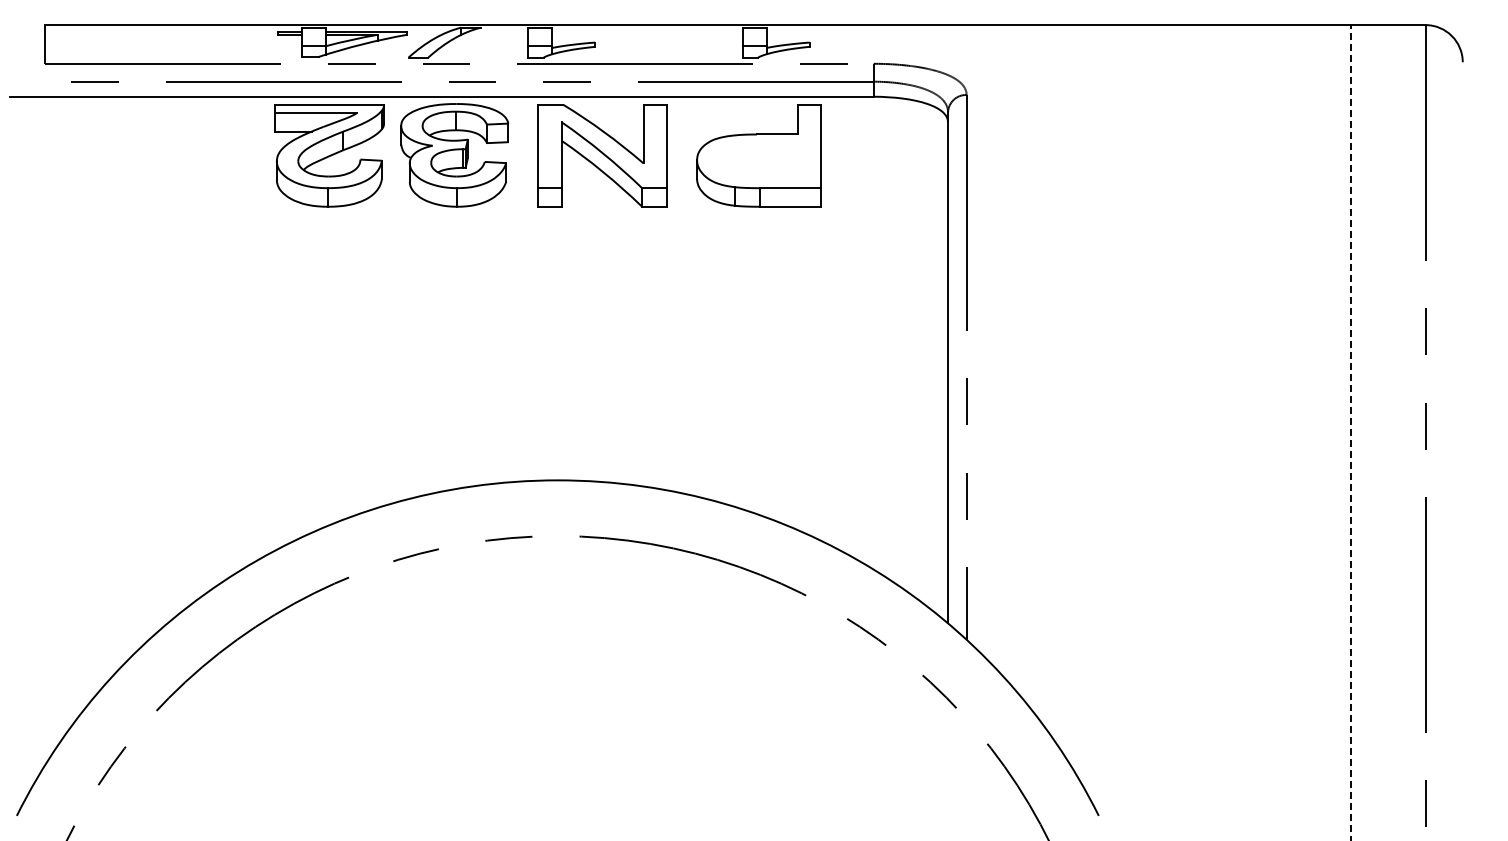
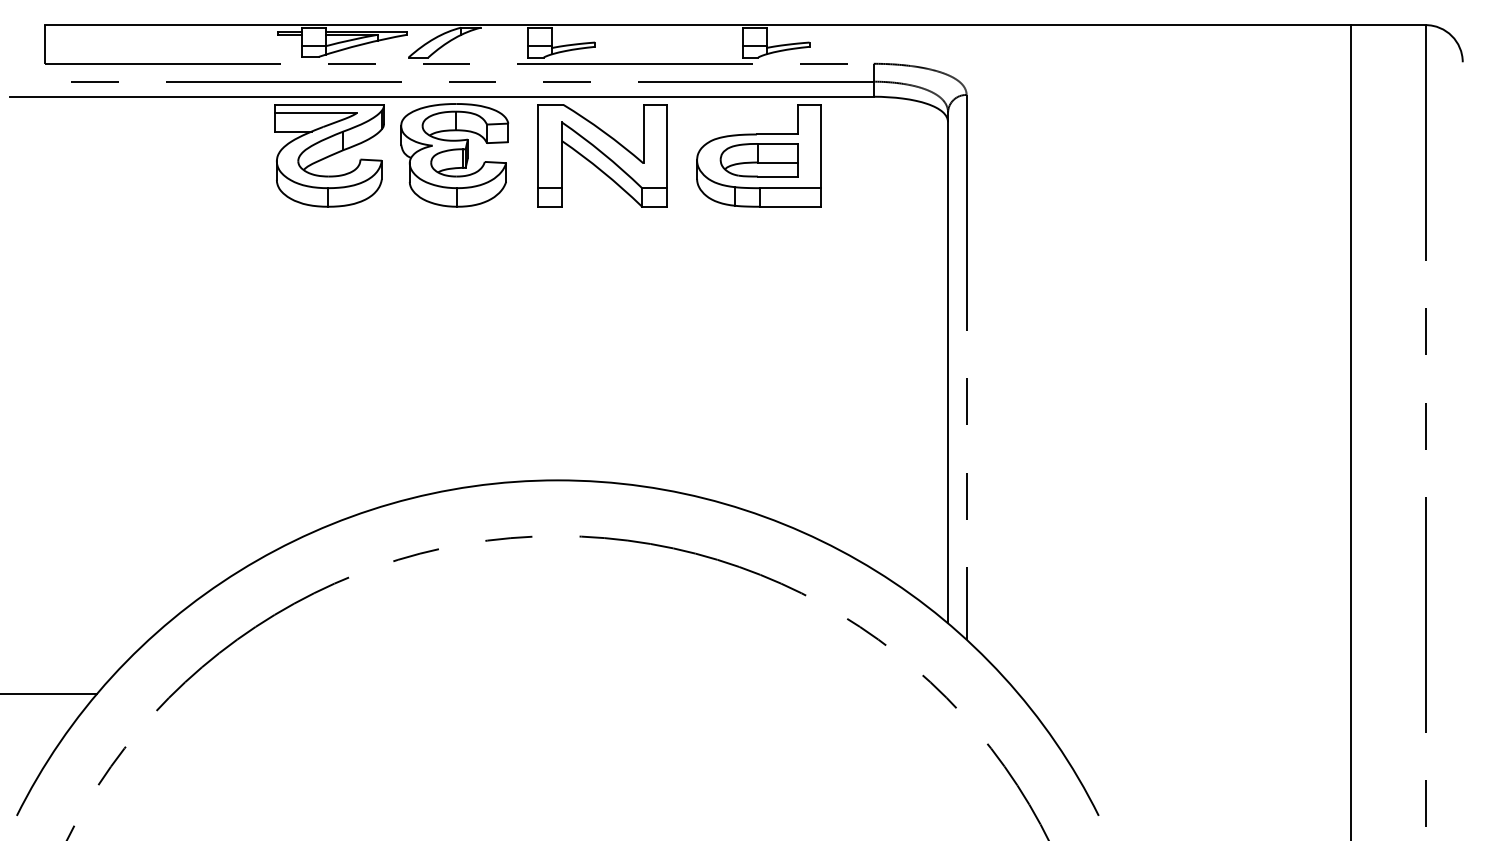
part: none -> present (758, 160)
line: dashed -> solid (1351, 432)
line: none -> present (49, 694)
